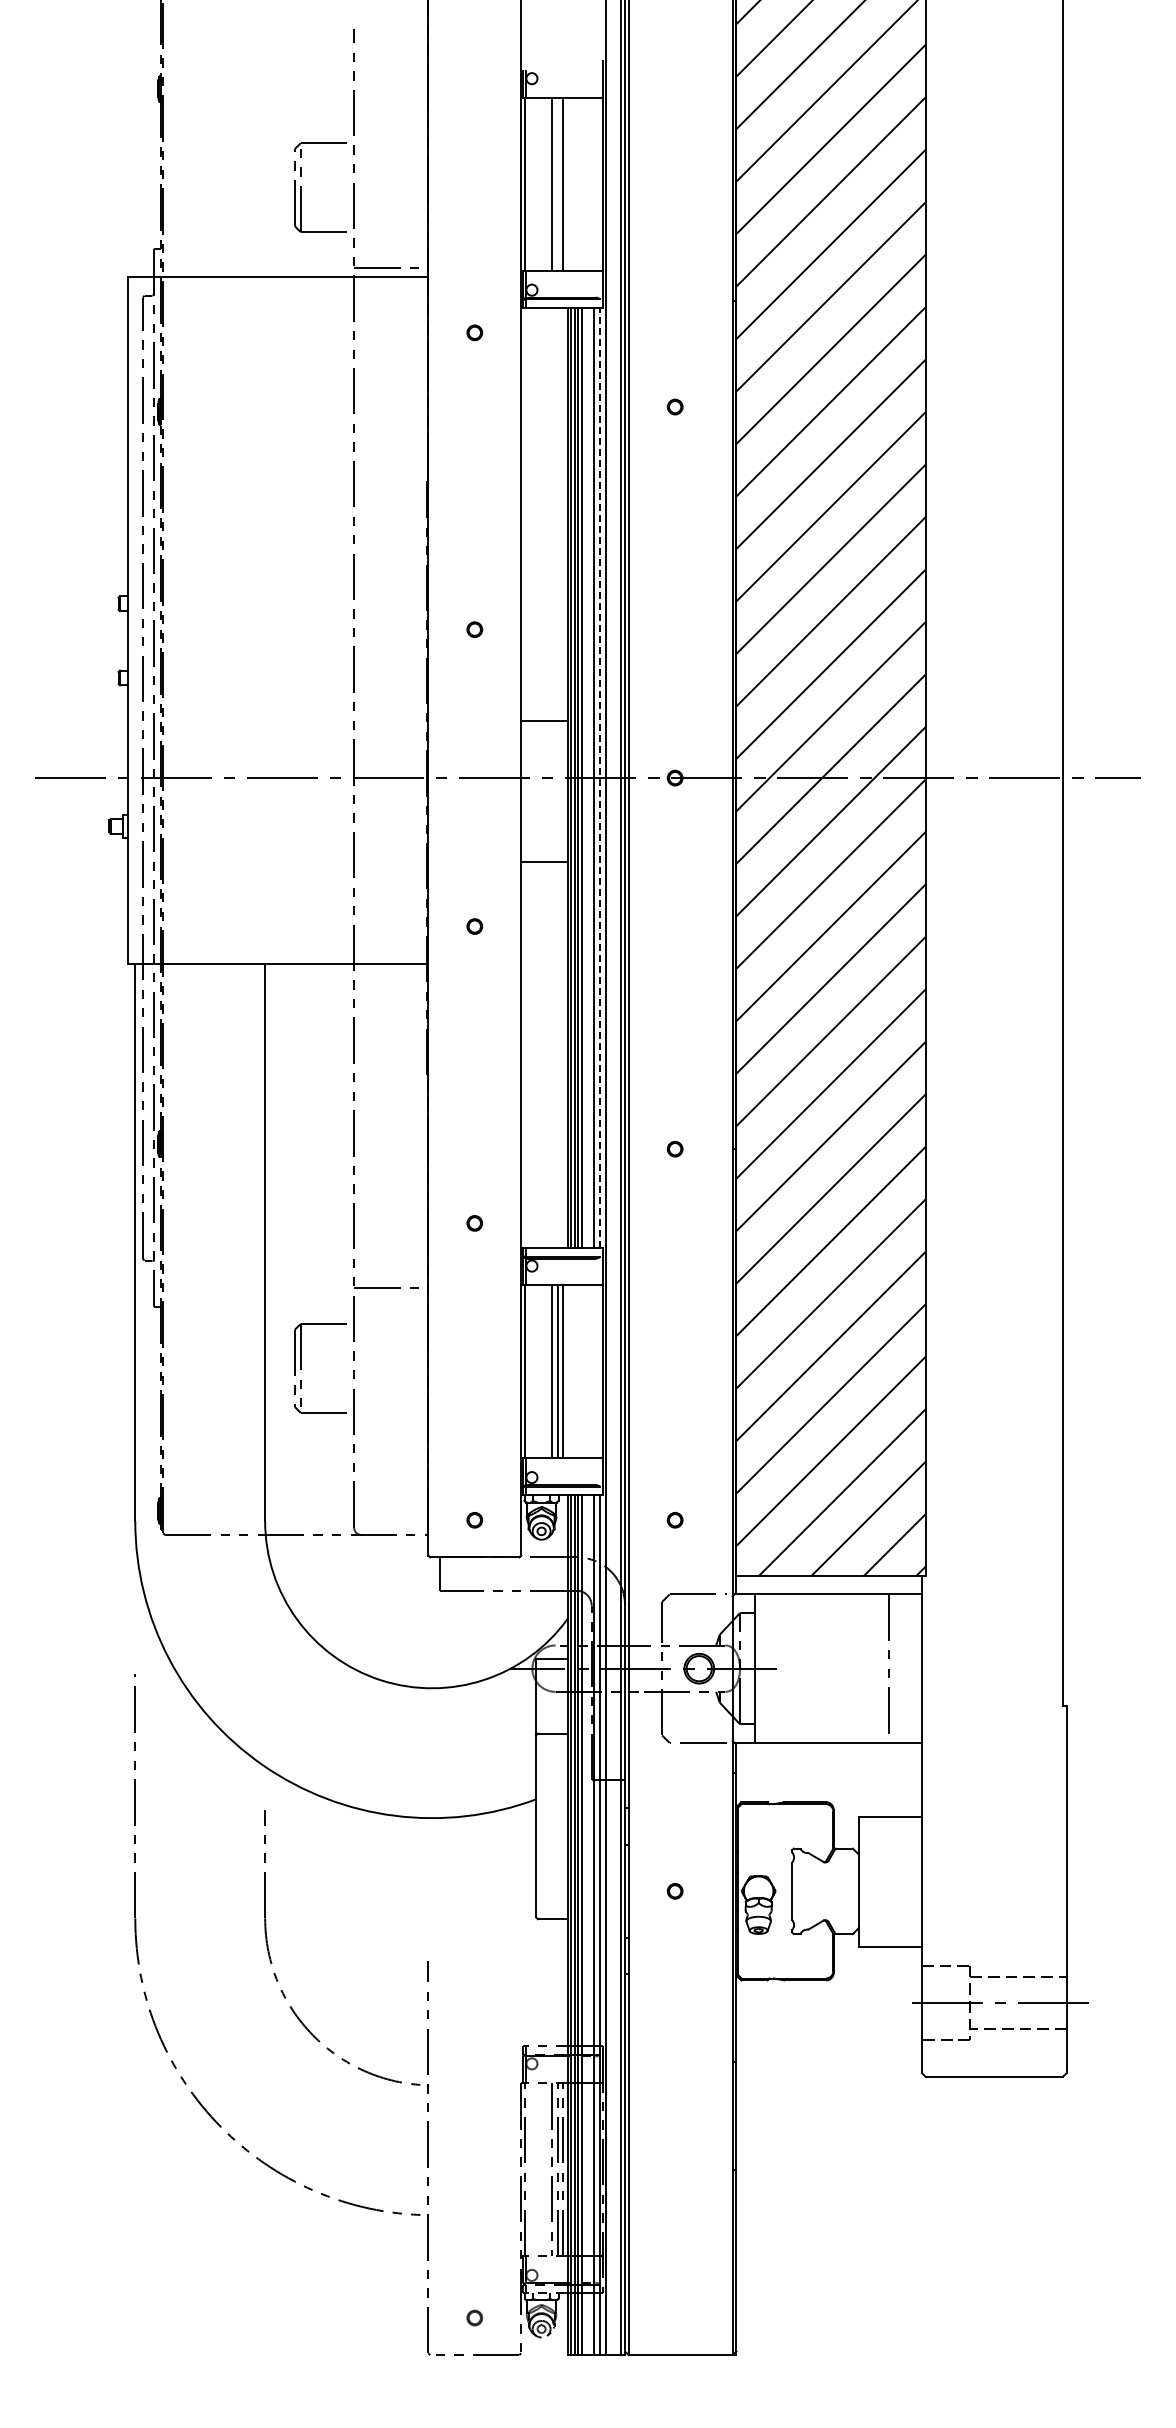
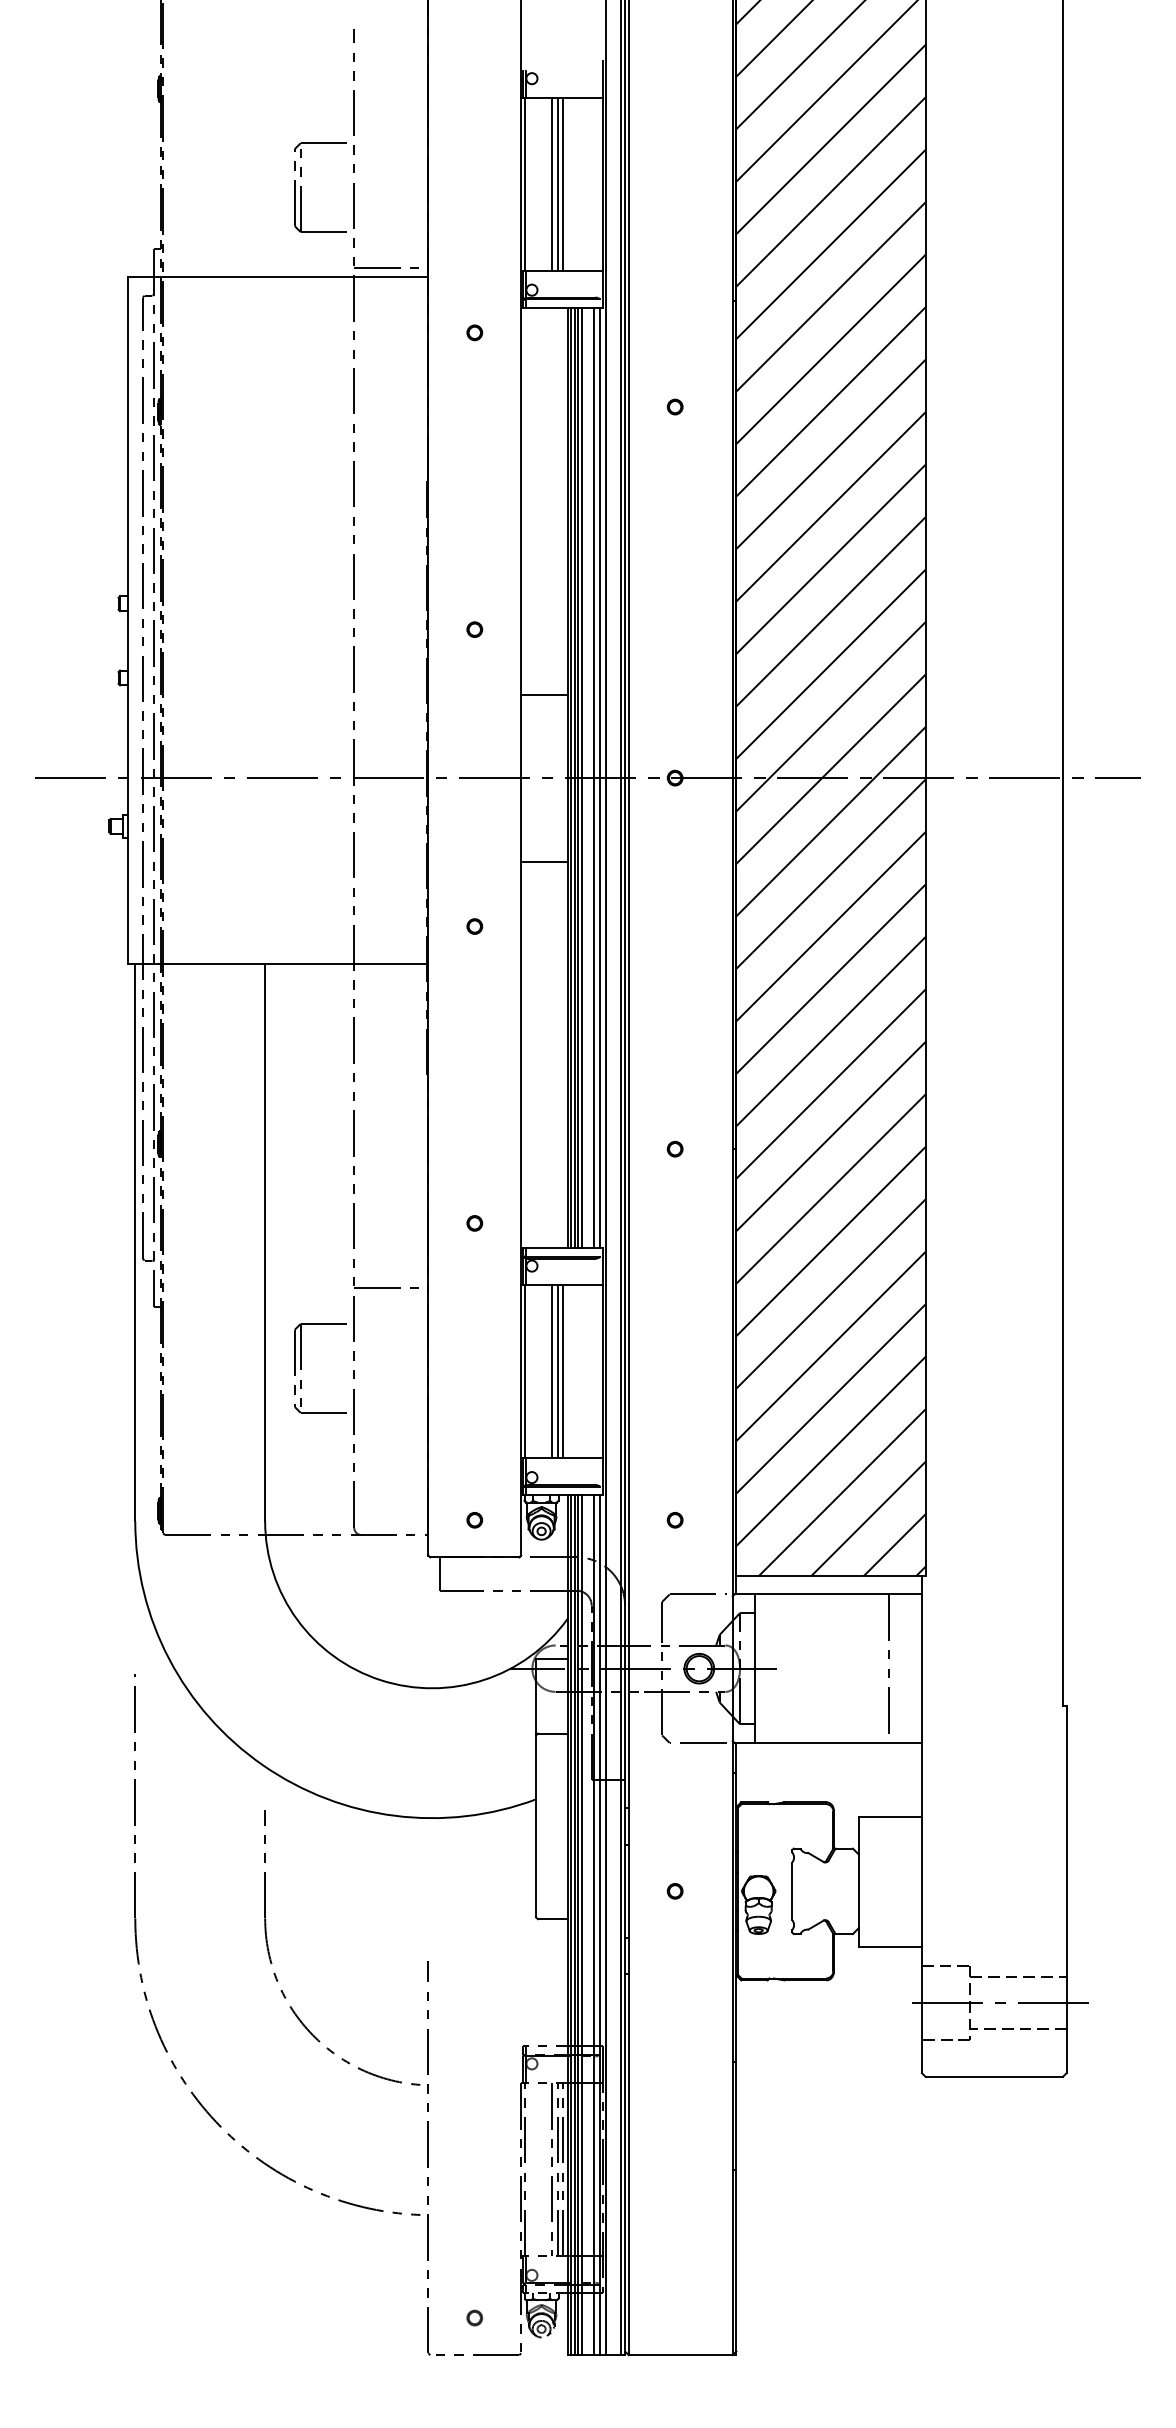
line: none -> present (558, 183)
line position: (544, 720) -> (544, 694) (544, 694)
line: dashed -> solid (600, 777)
